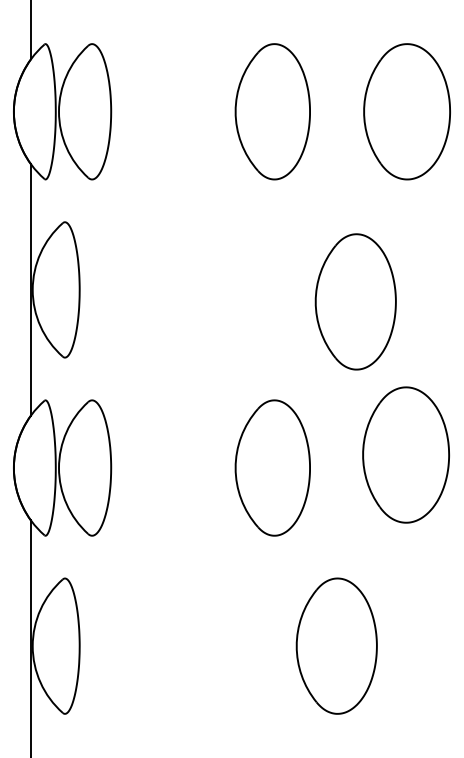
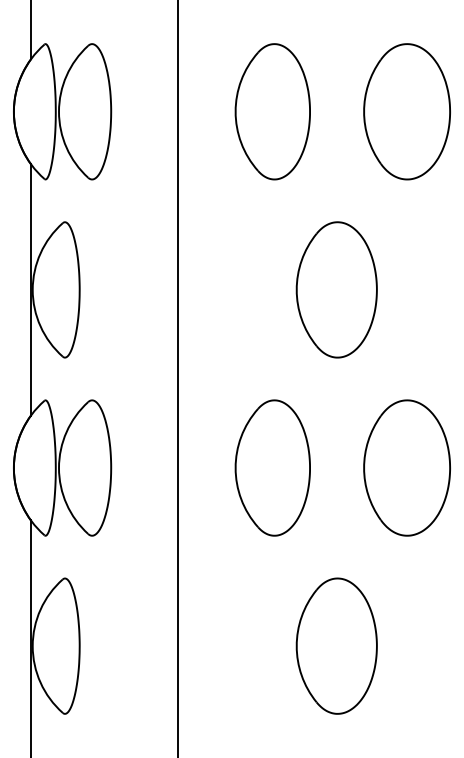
part position: (355, 301) -> (336, 289) (336, 289)
line: none -> present (177, 378)
part position: (405, 454) -> (406, 467) (406, 467)
